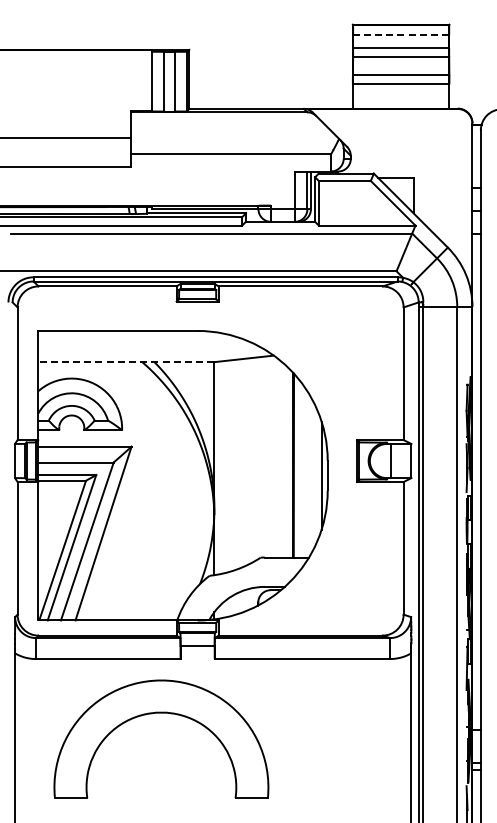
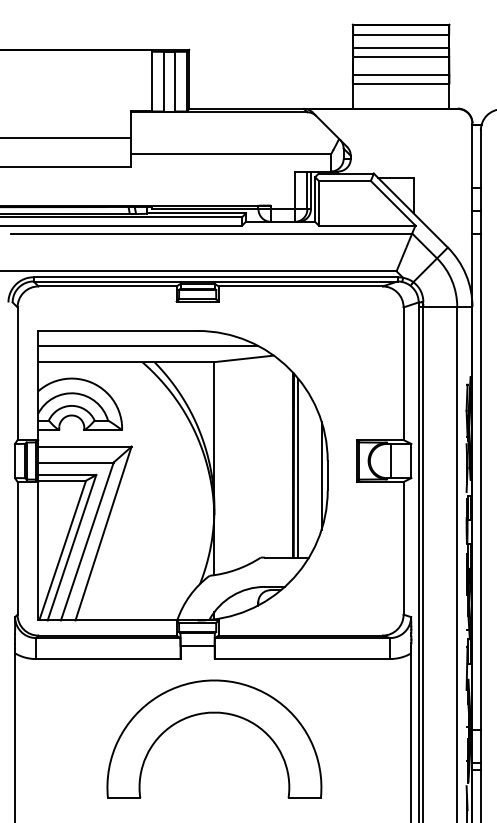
line: dashed -> solid (401, 35)
line: none -> present (148, 346)
line: dashed -> solid (125, 362)
line: none -> present (298, 467)
part position: (161, 713) -> (214, 713) (214, 713)
